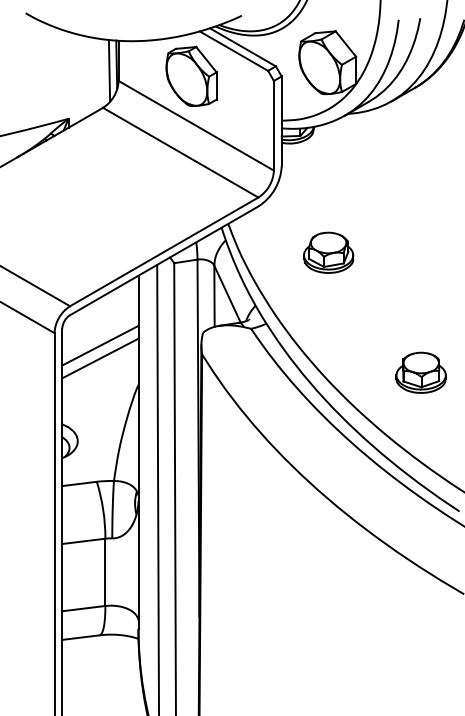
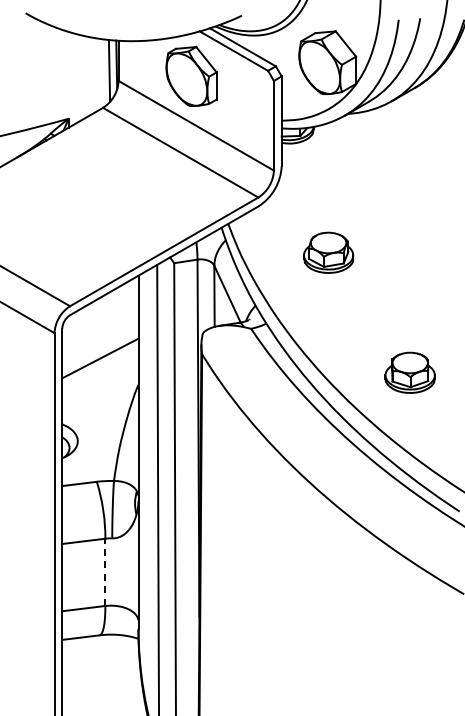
line: present -> none (100, 345)
part position: (420, 372) -> (409, 372) (409, 372)
line: solid -> dashed (105, 572)
